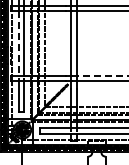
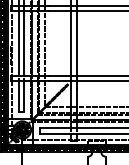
line: dashed -> solid (18, 44)
line: dashed -> solid (100, 75)
